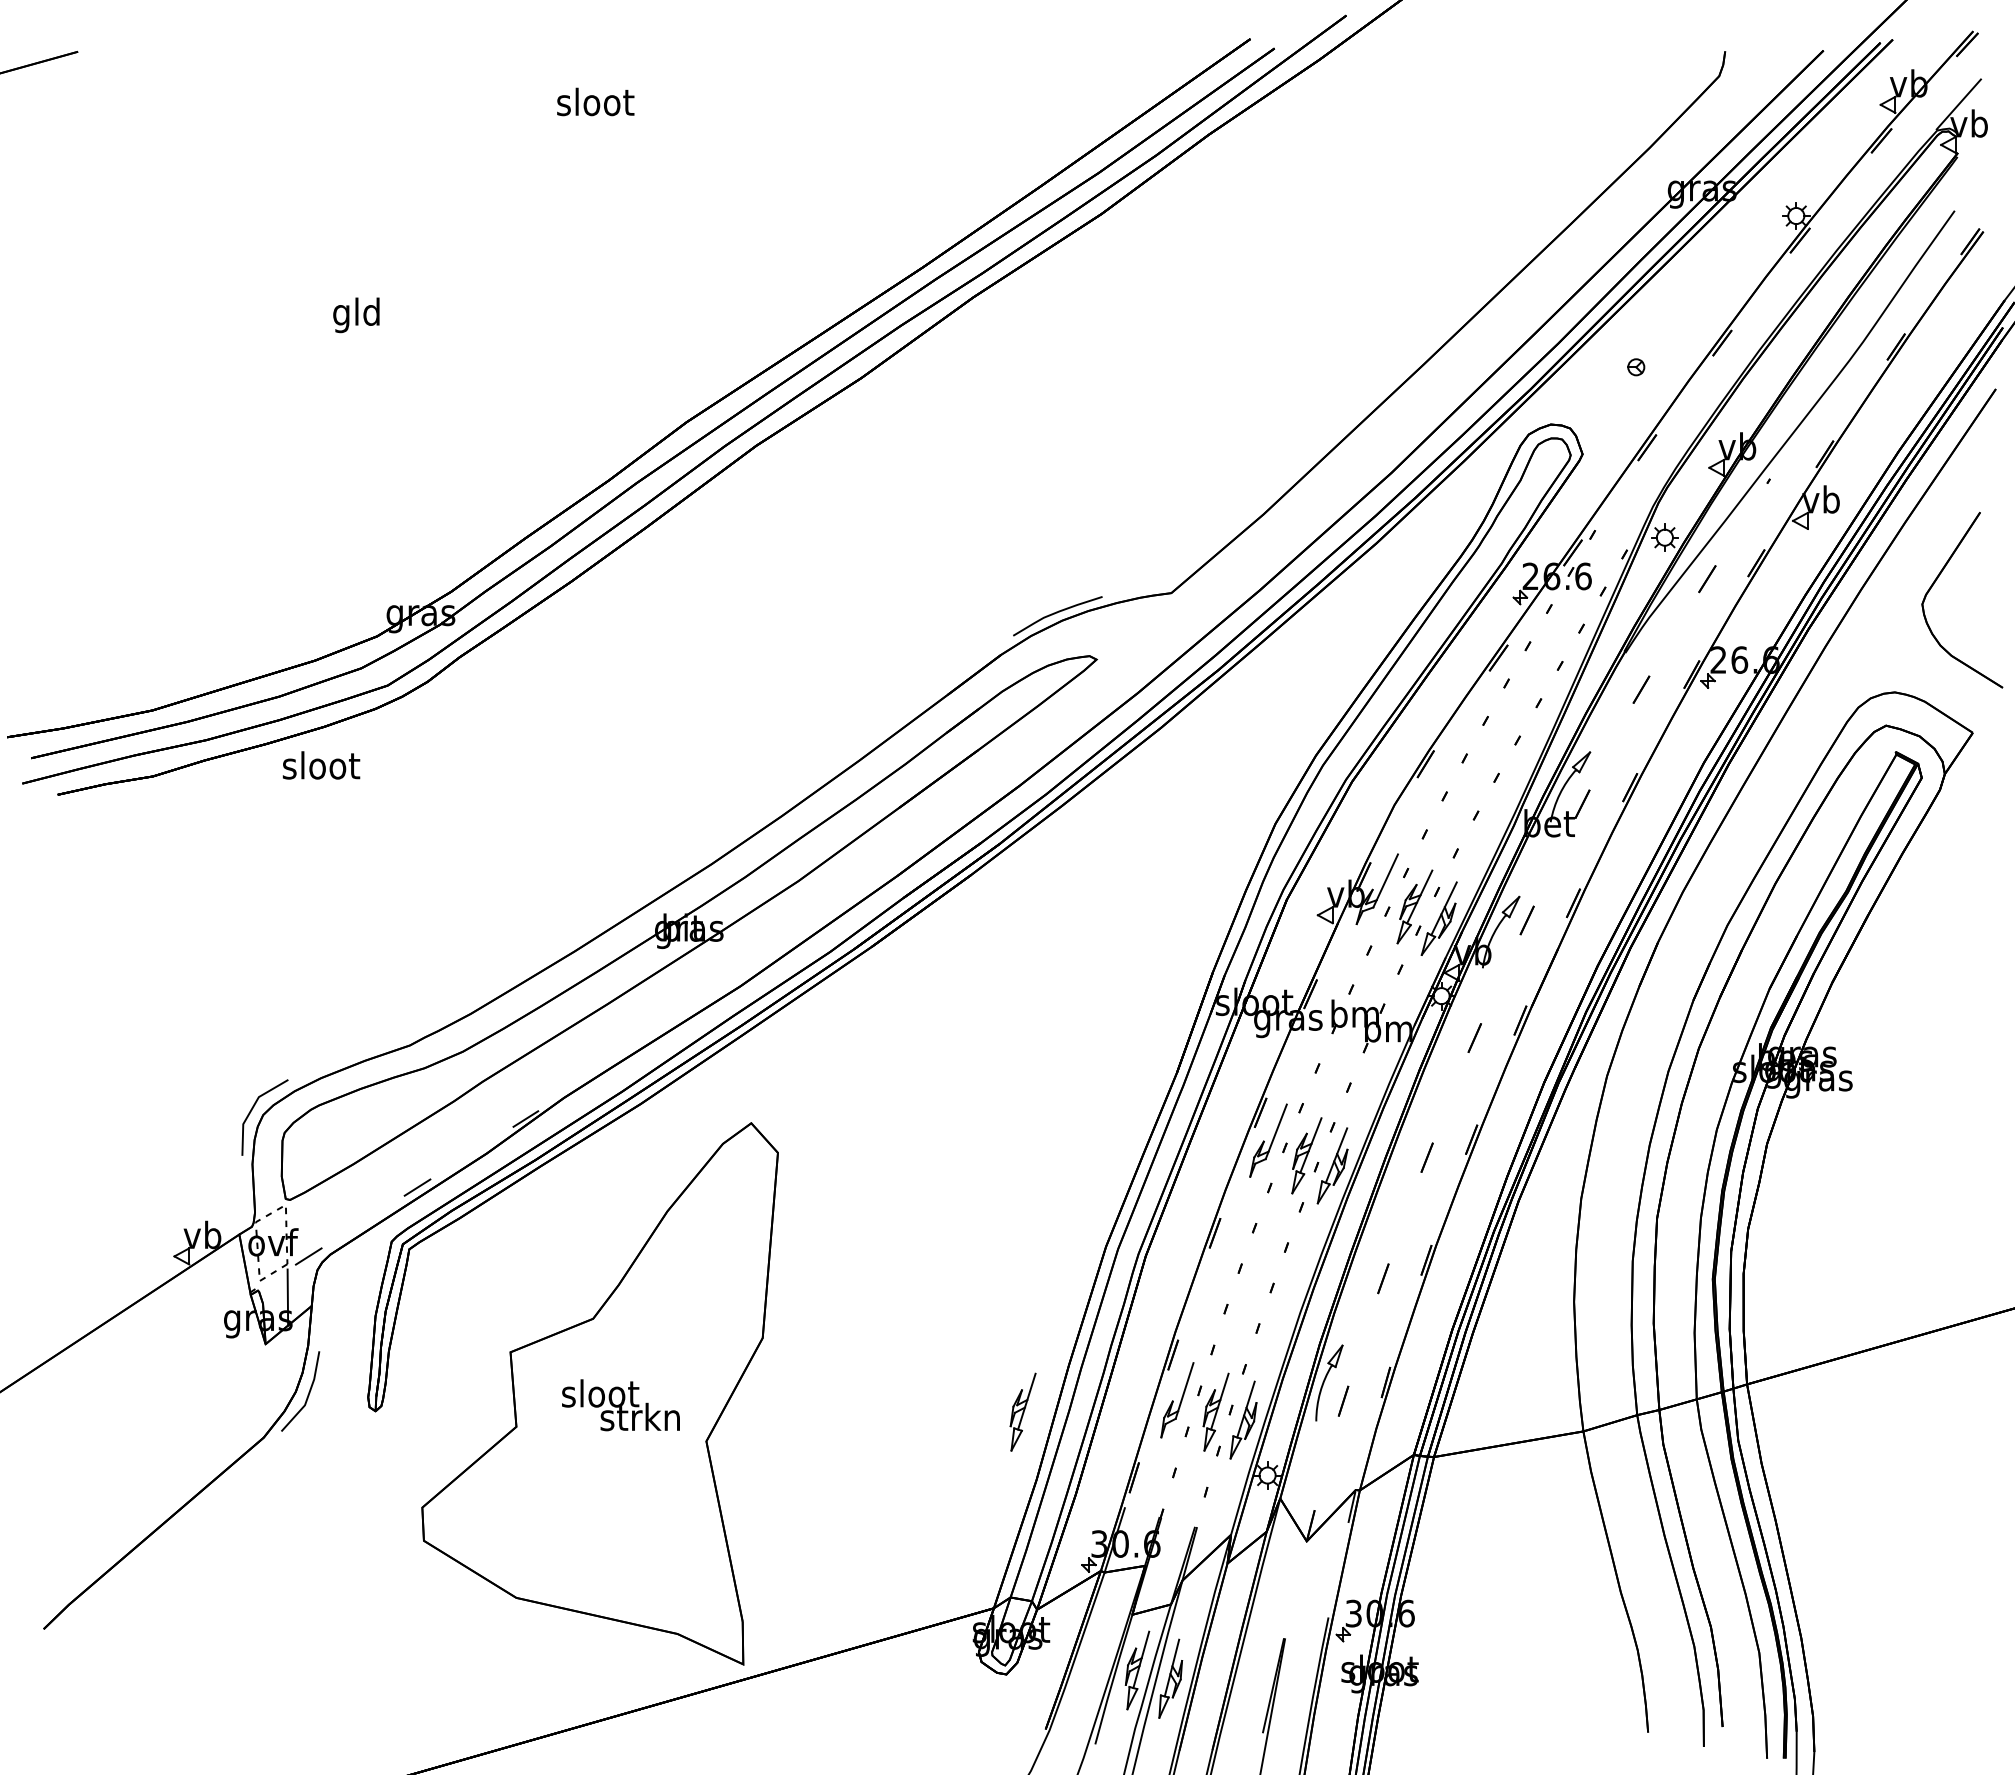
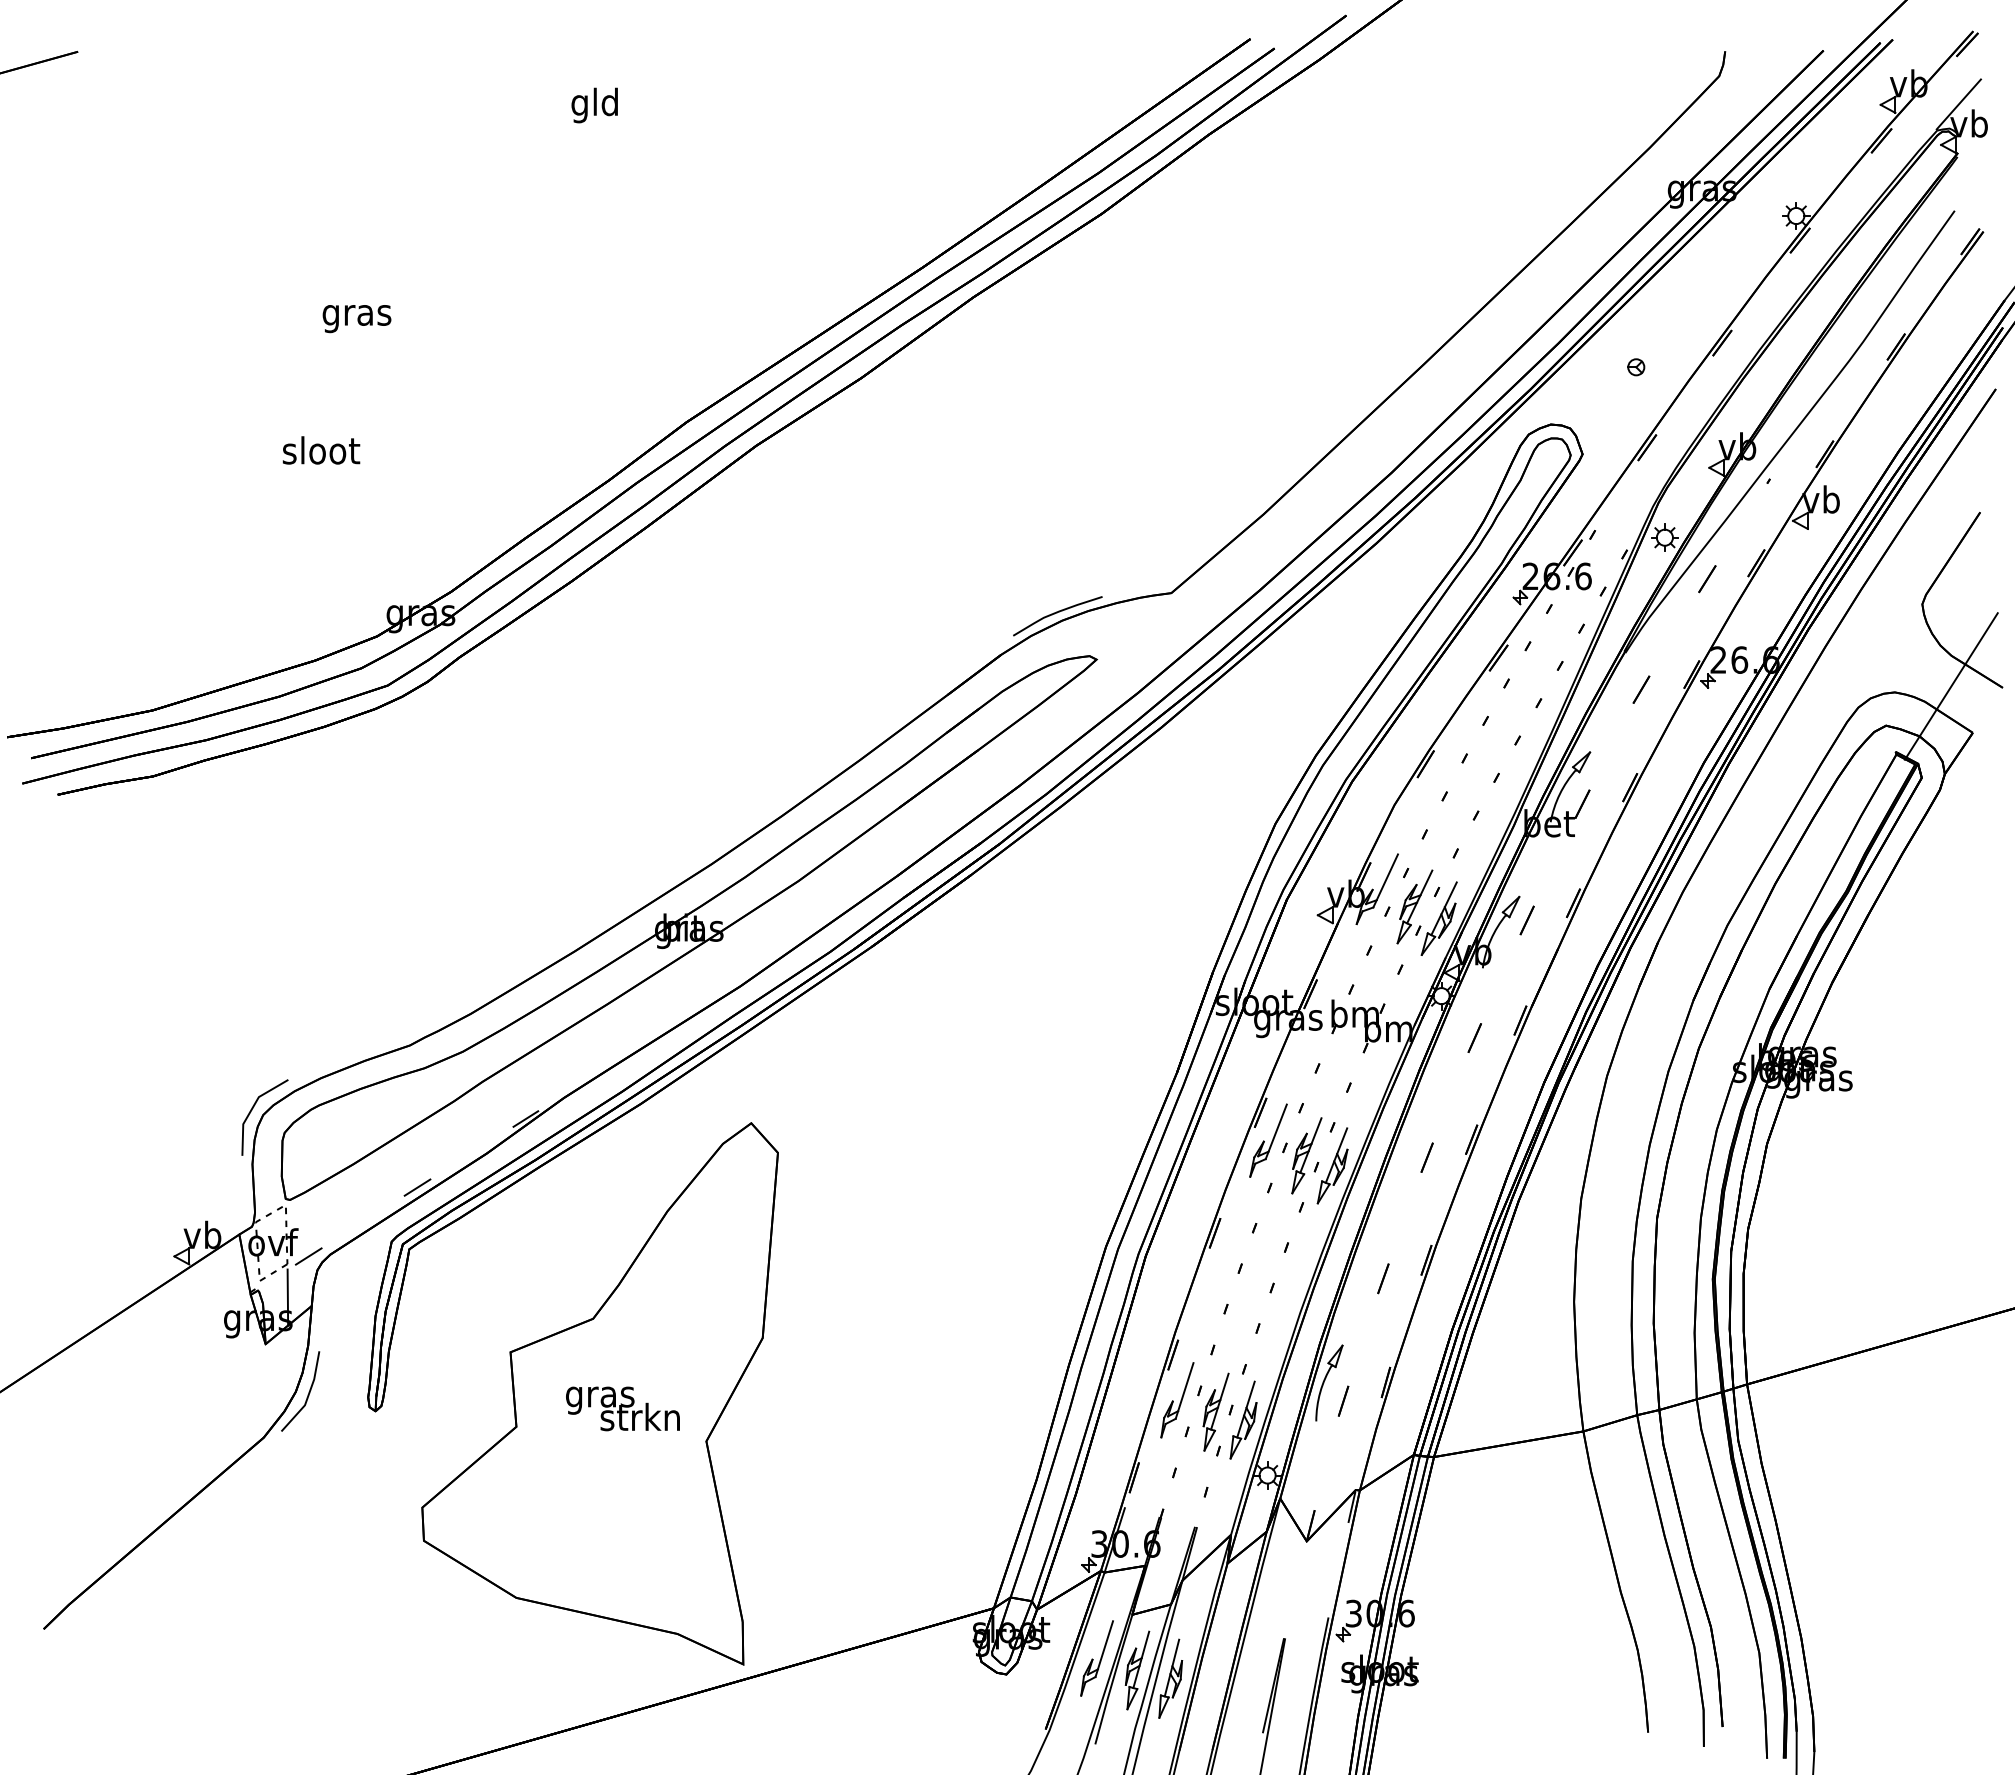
text: sloot -> gld (595, 105)
text: gld -> gras (356, 315)
line: none -> present (1950, 686)
text position: (321, 765) -> (321, 450) (321, 450)
text: sloot -> gras (600, 1396)
part: present -> none (1022, 1411)
part: none -> present (1096, 1658)
